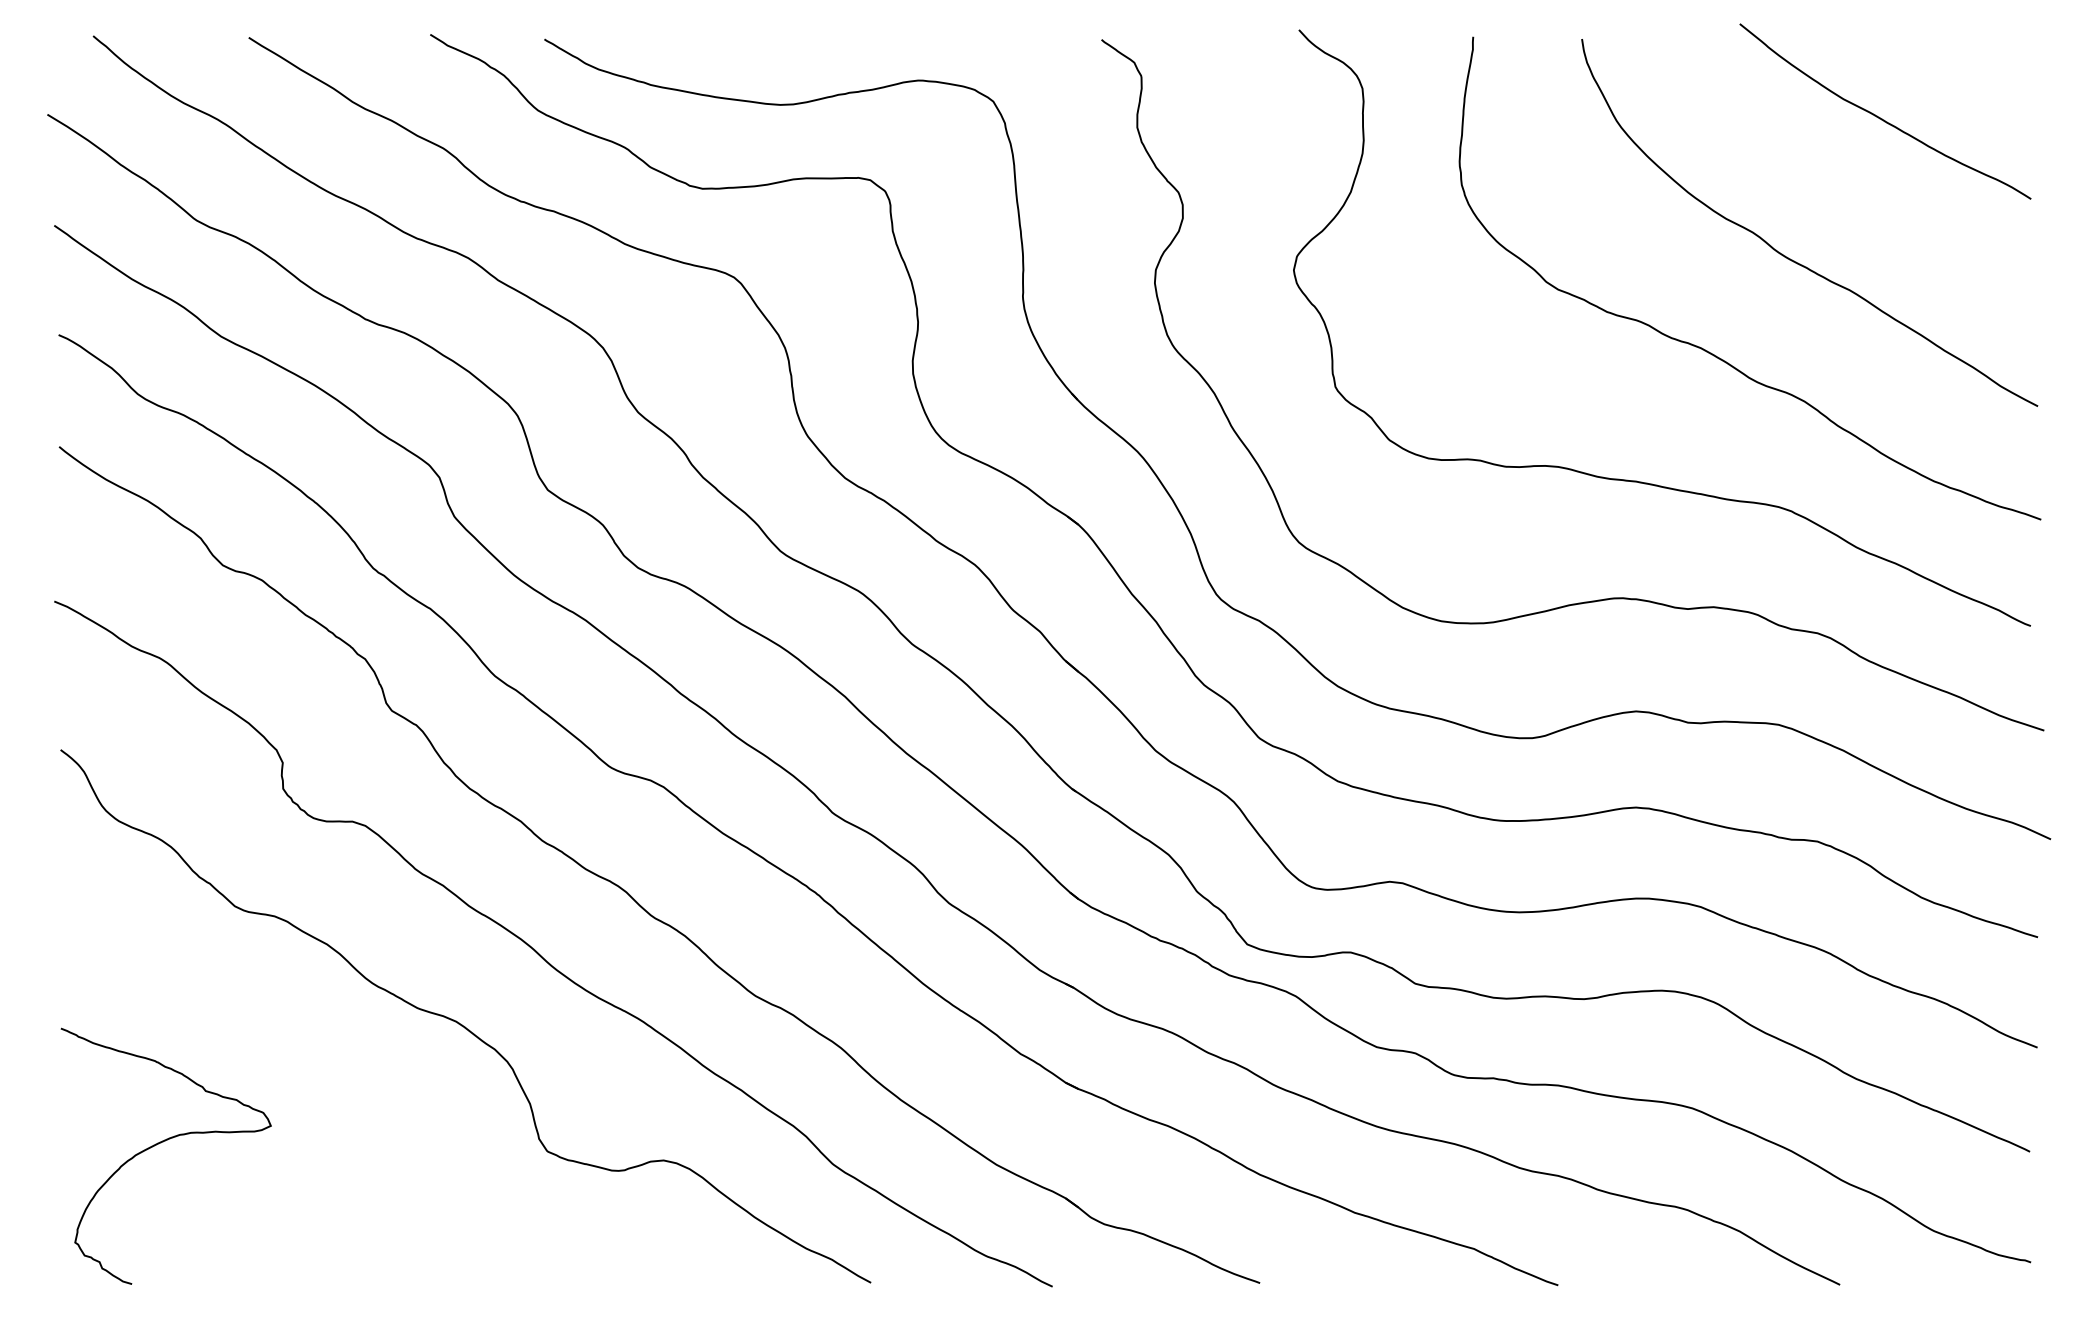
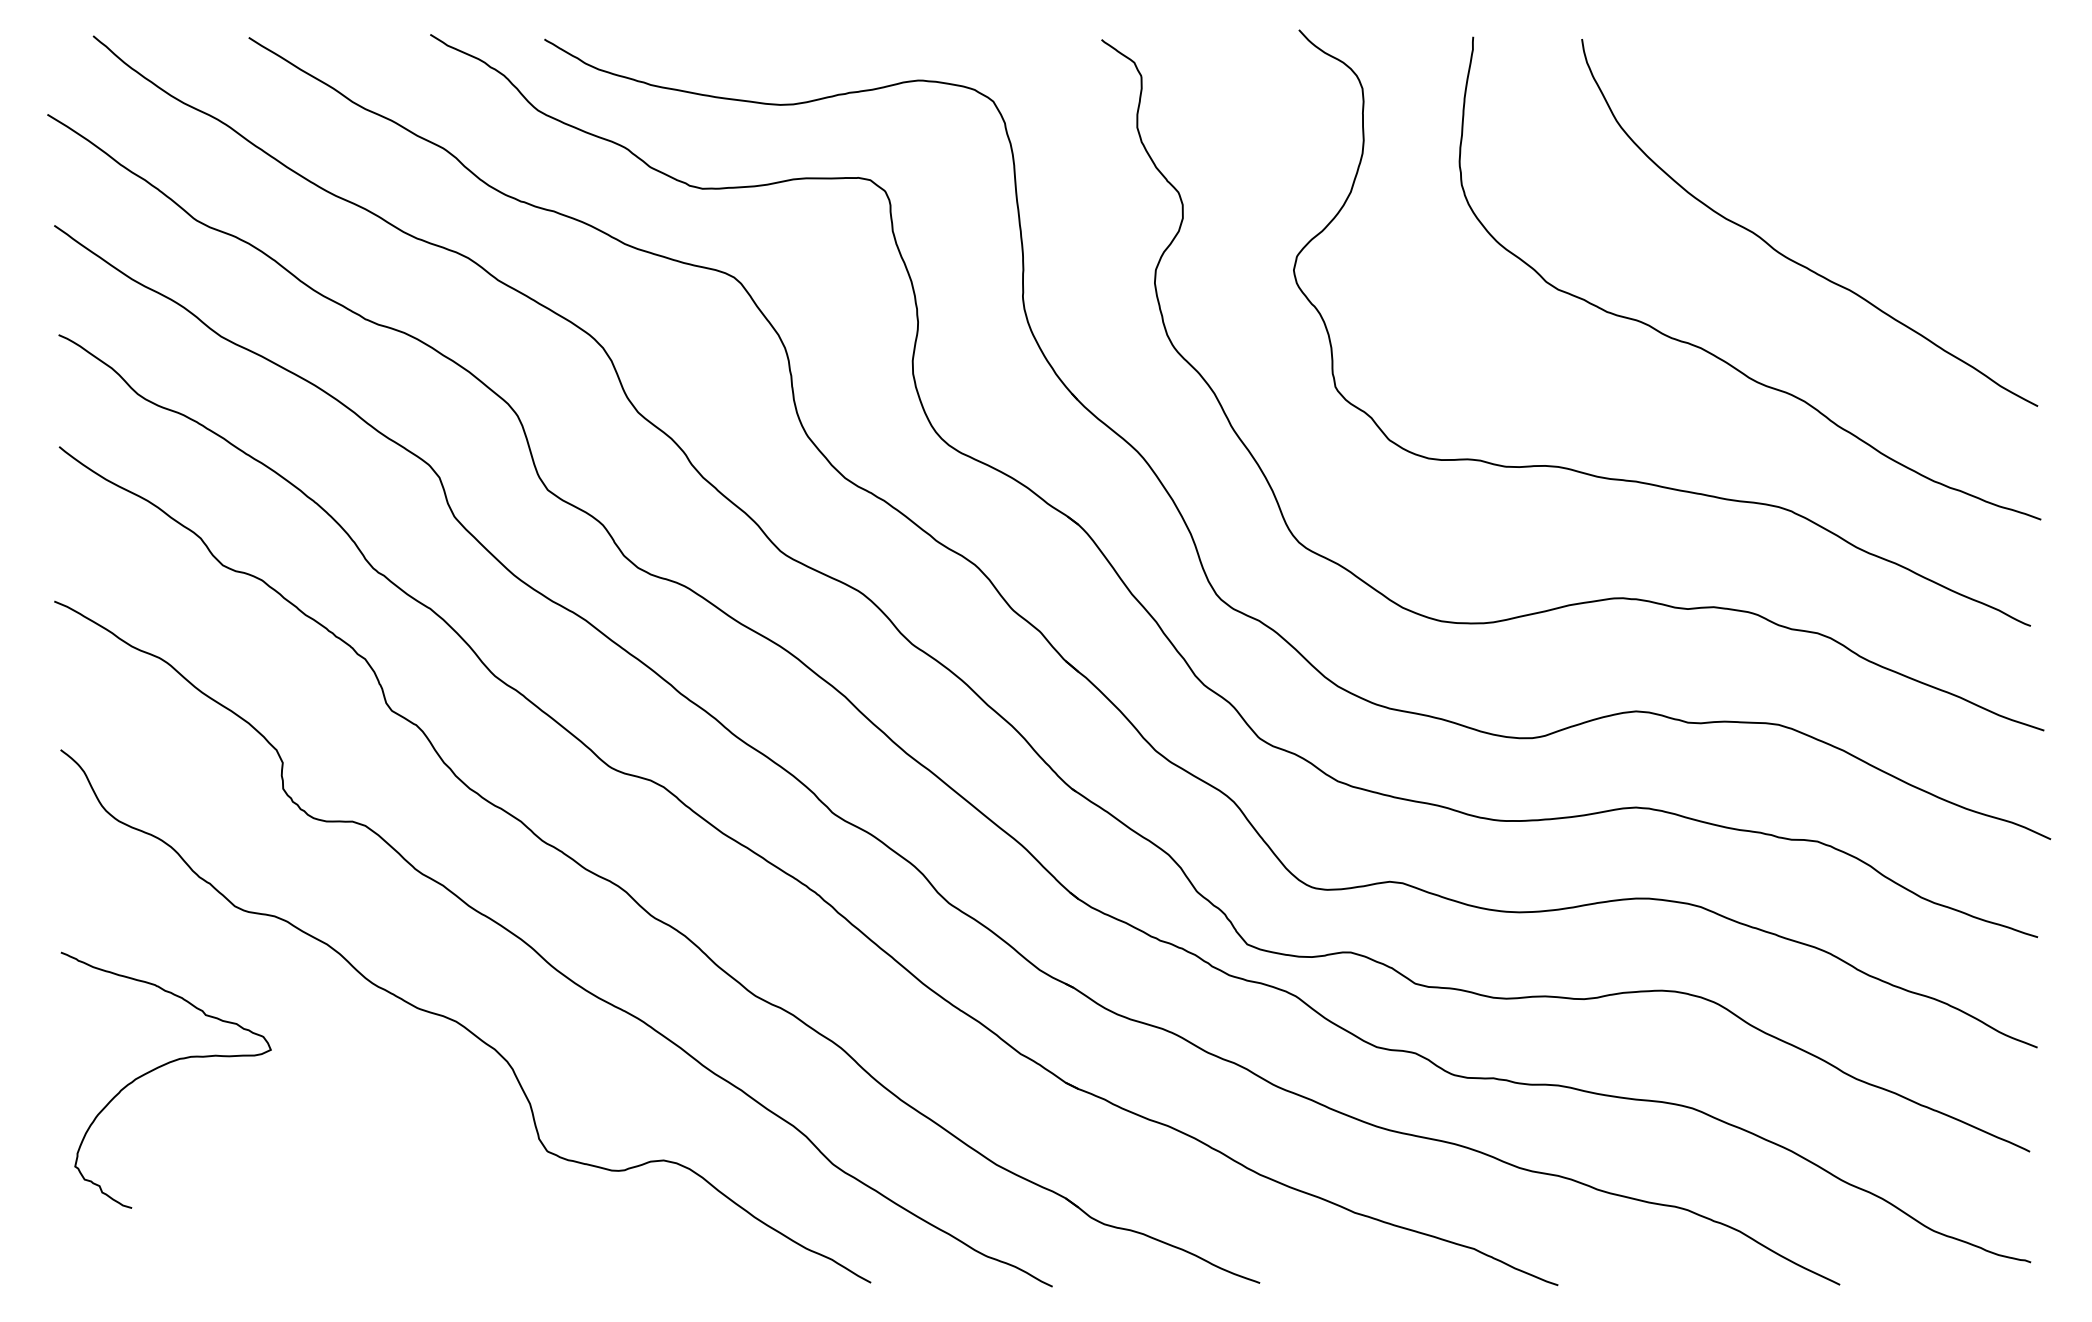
curve: present -> none (1882, 118)
curve position: (161, 1143) -> (161, 1067) (161, 1067)
